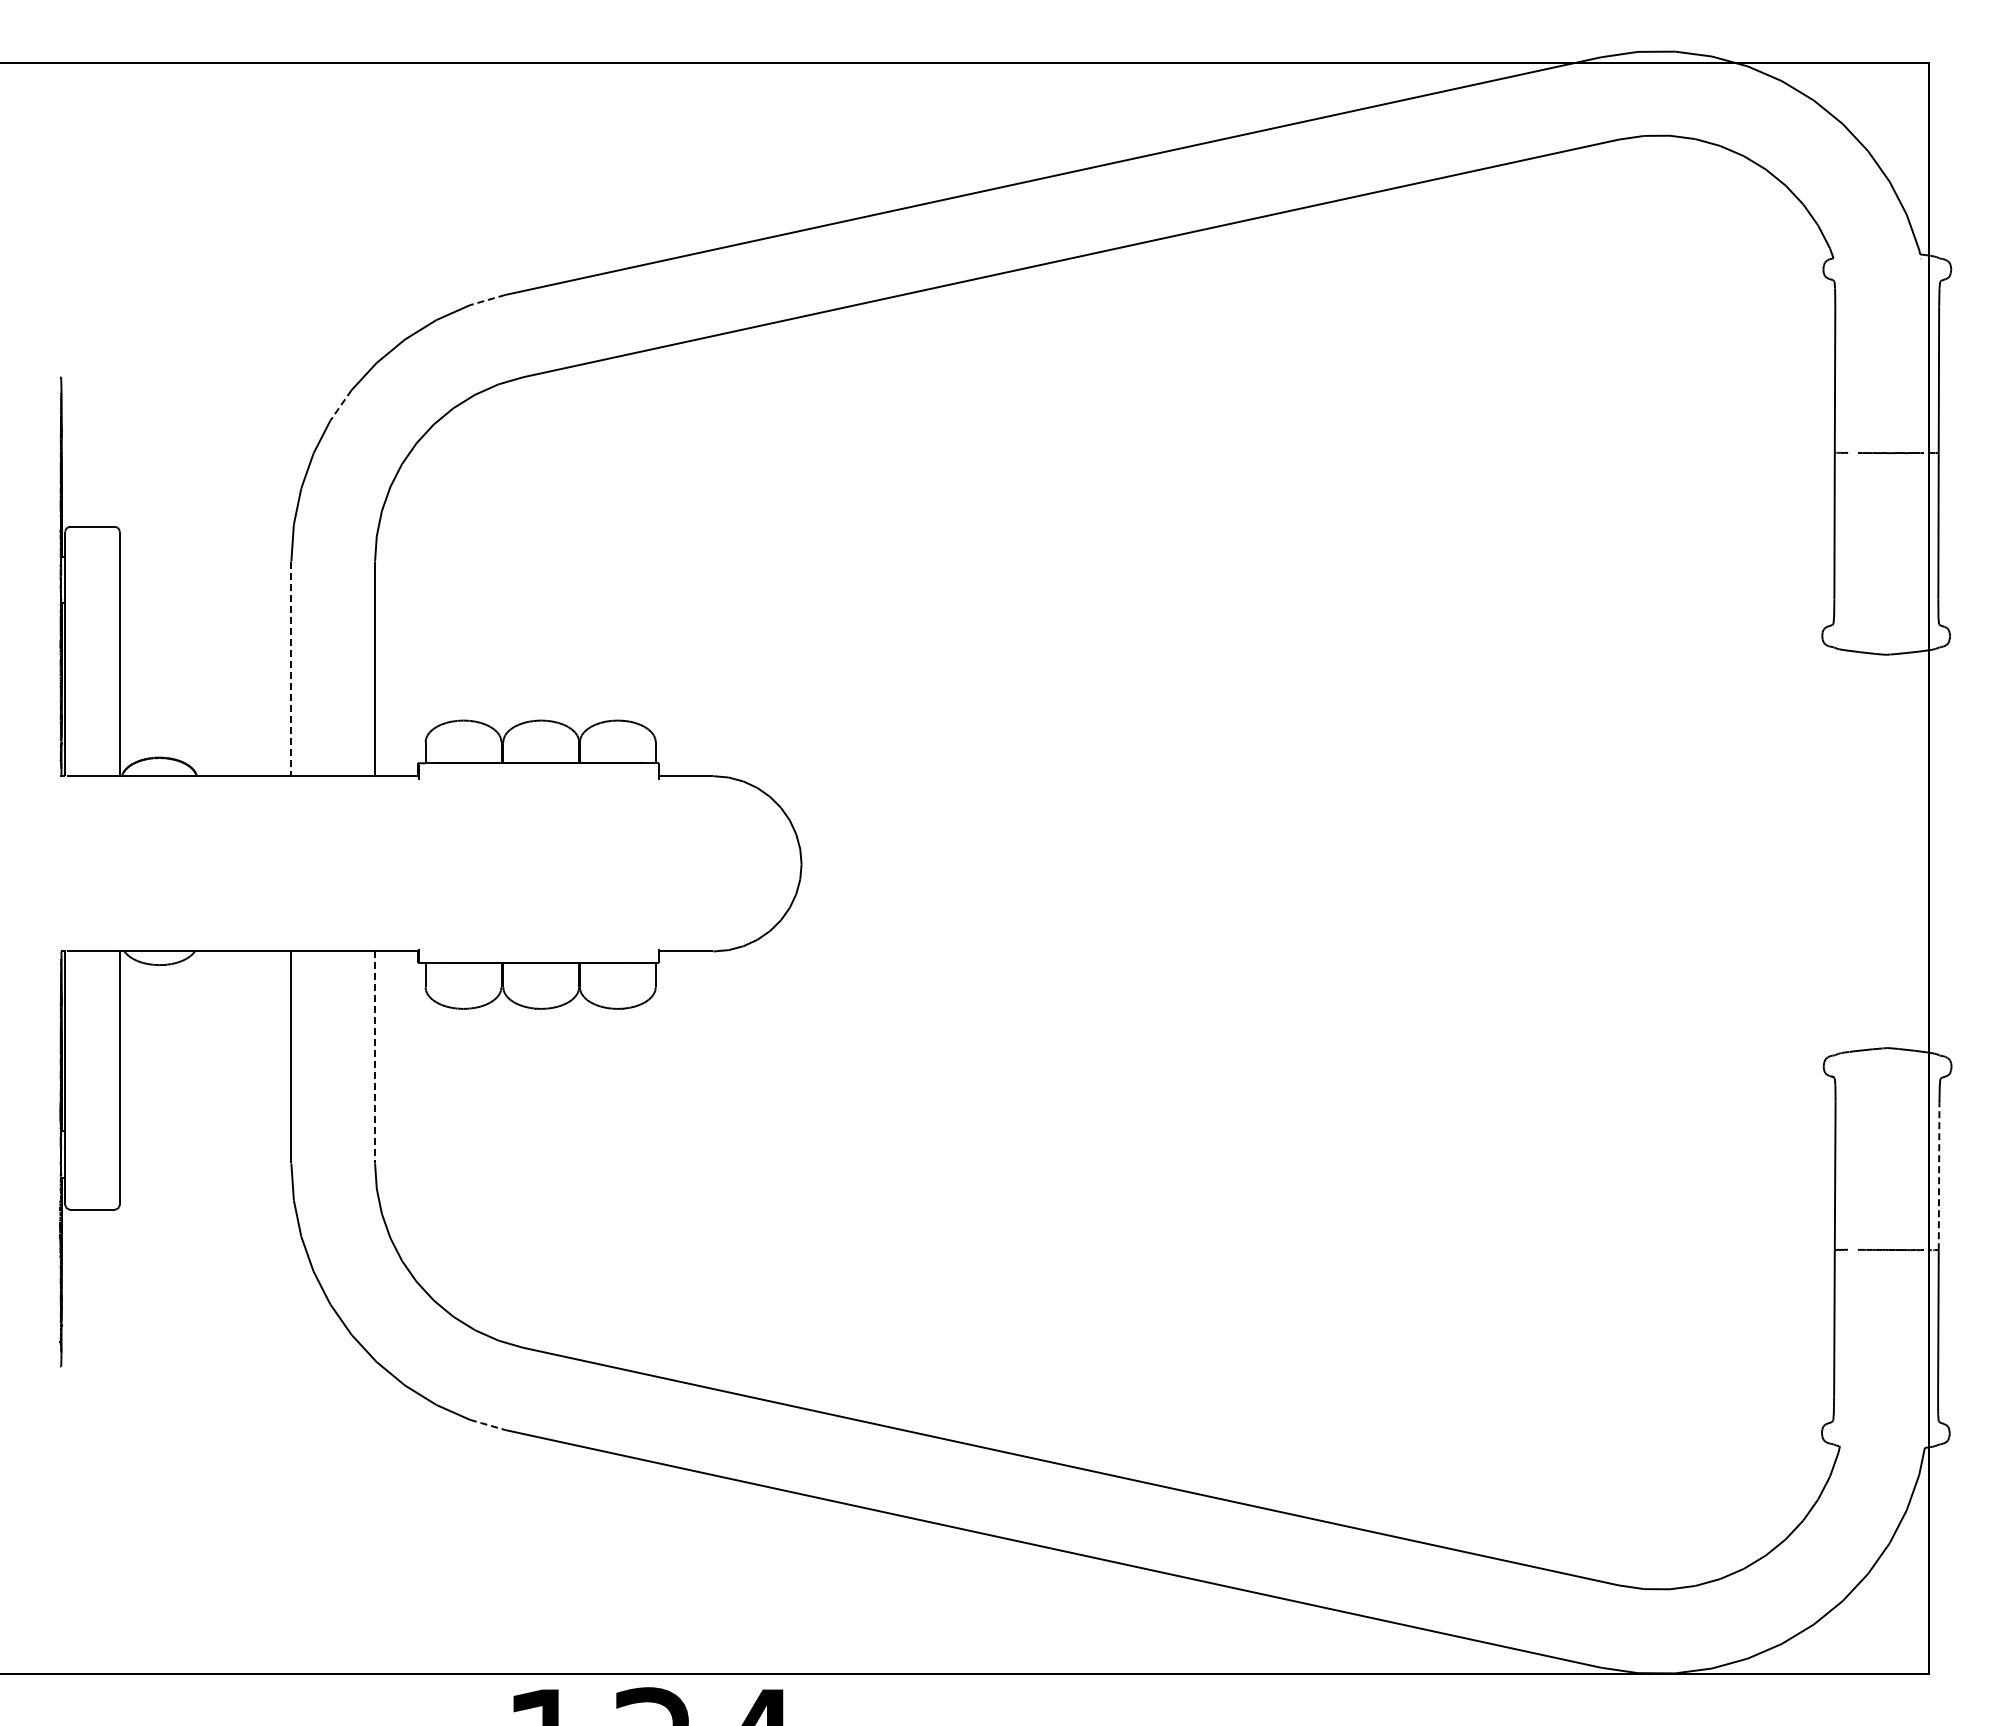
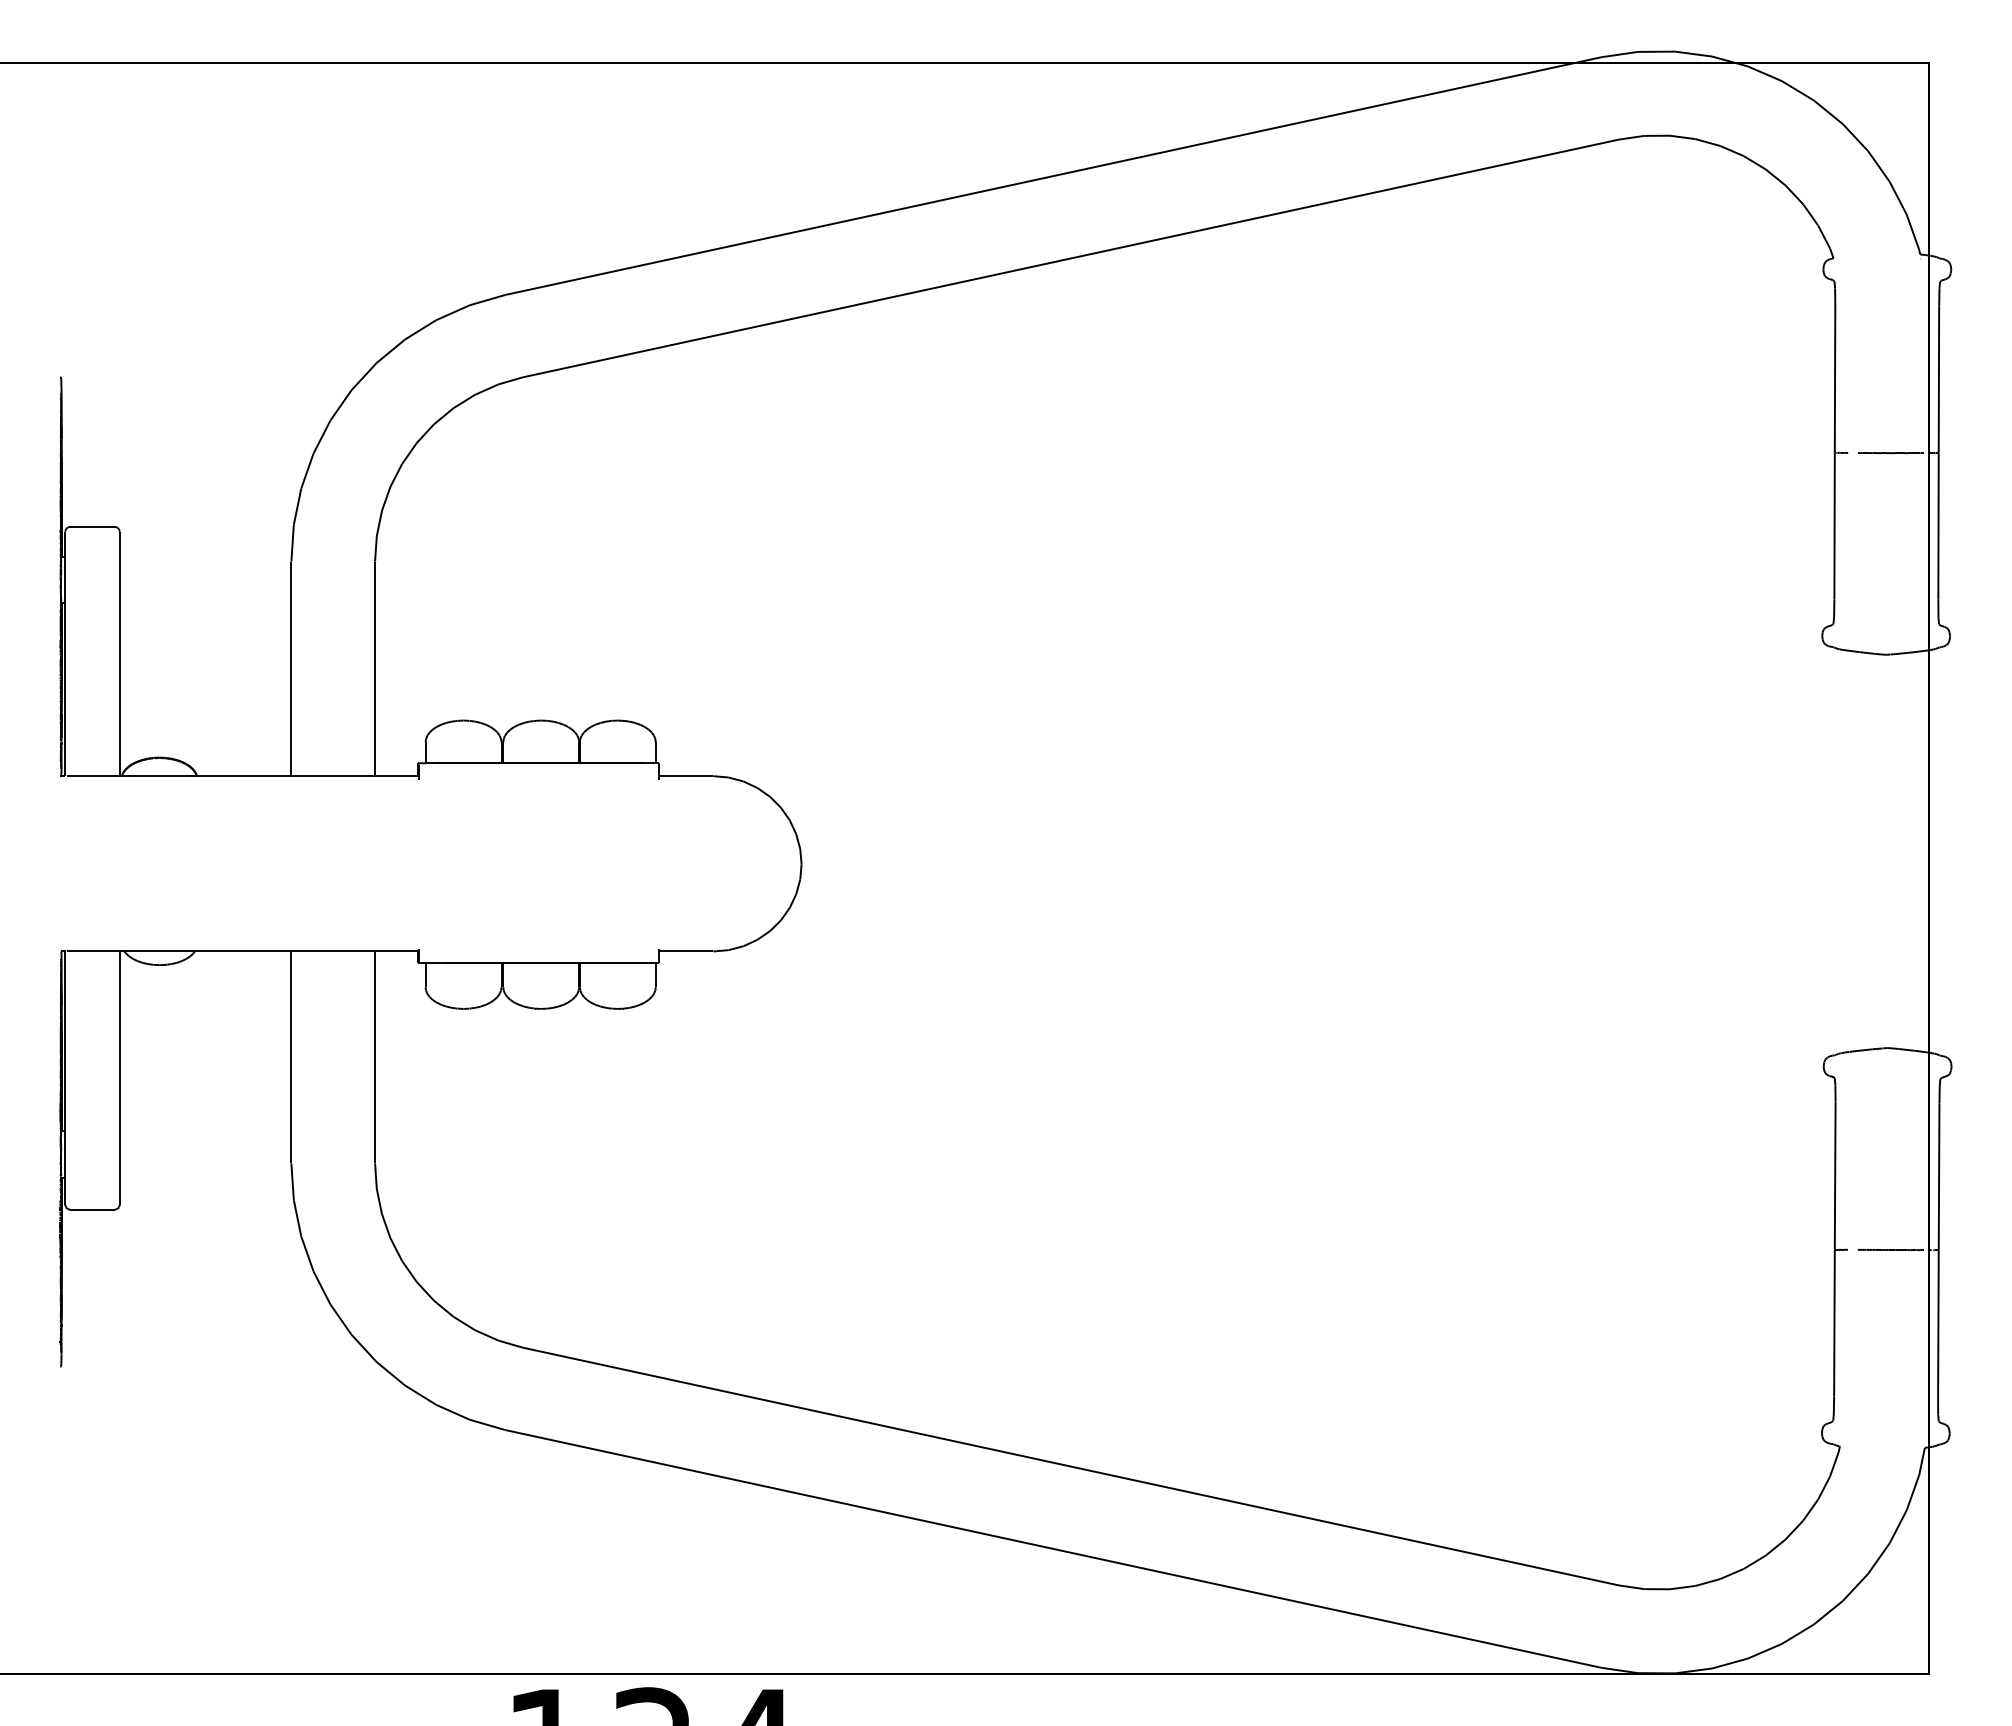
line: dashed -> solid (487, 300)
line: dashed -> solid (340, 405)
line: dashed -> solid (291, 669)
line: dashed -> solid (375, 1057)
line: dashed -> solid (1939, 1176)
line: dashed -> solid (488, 1425)
